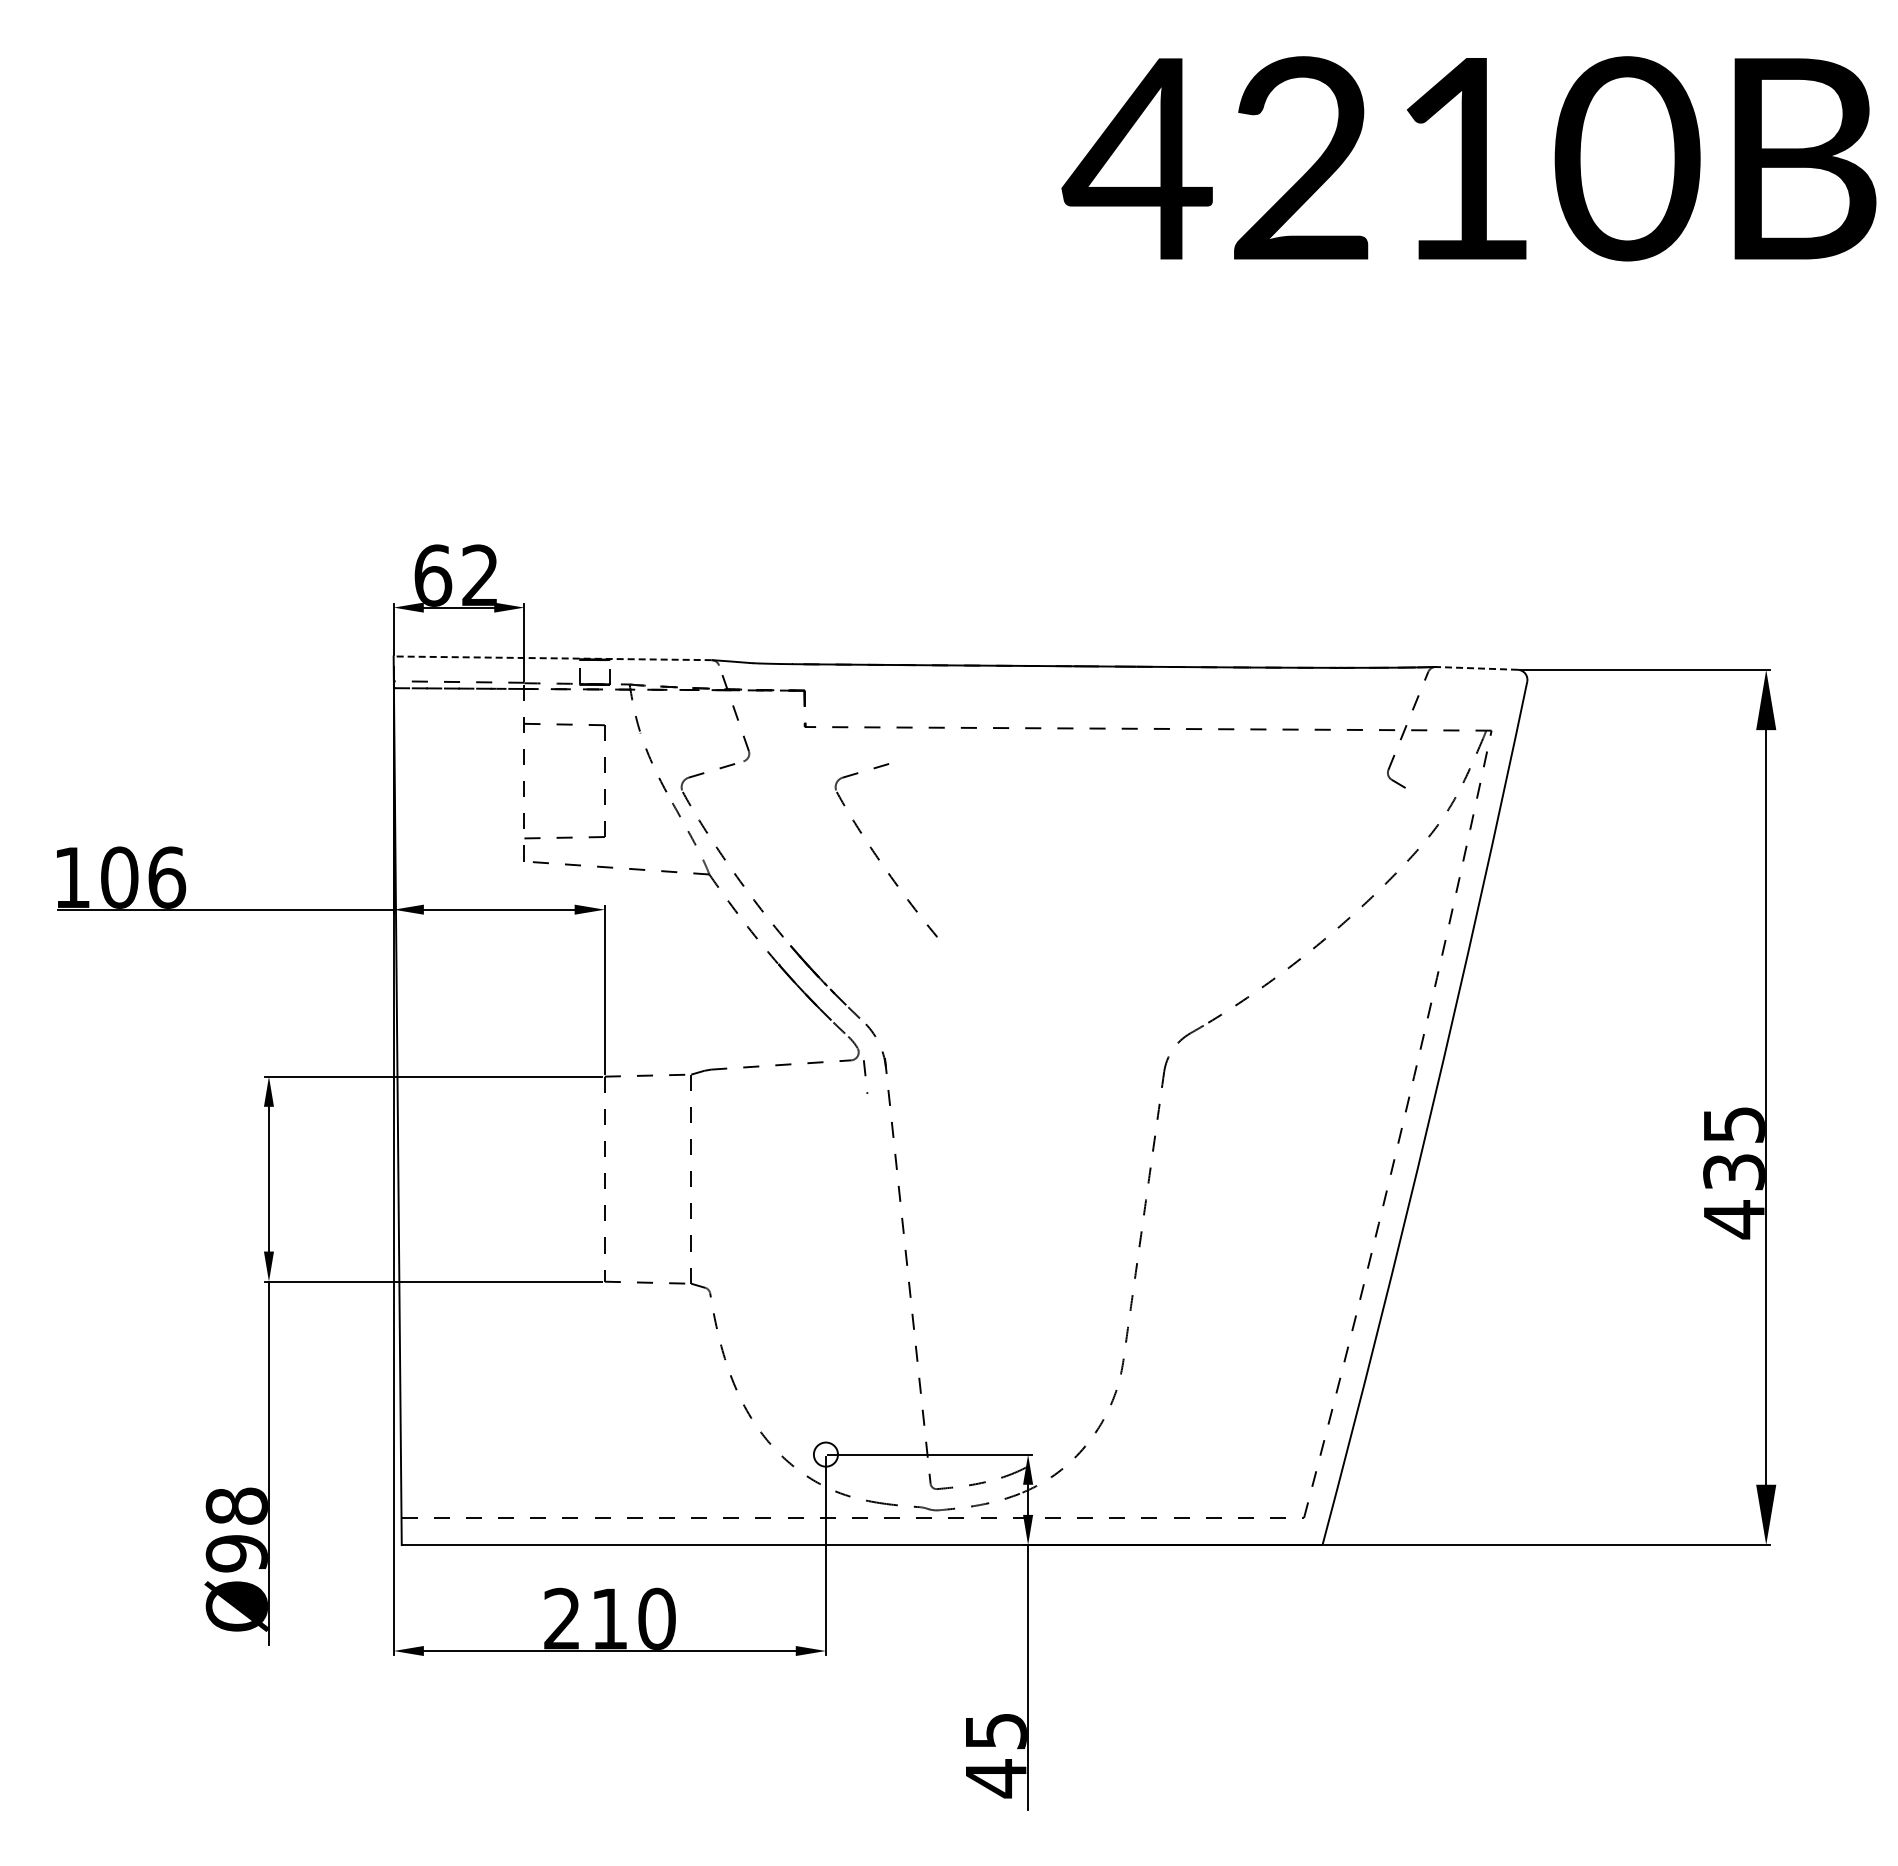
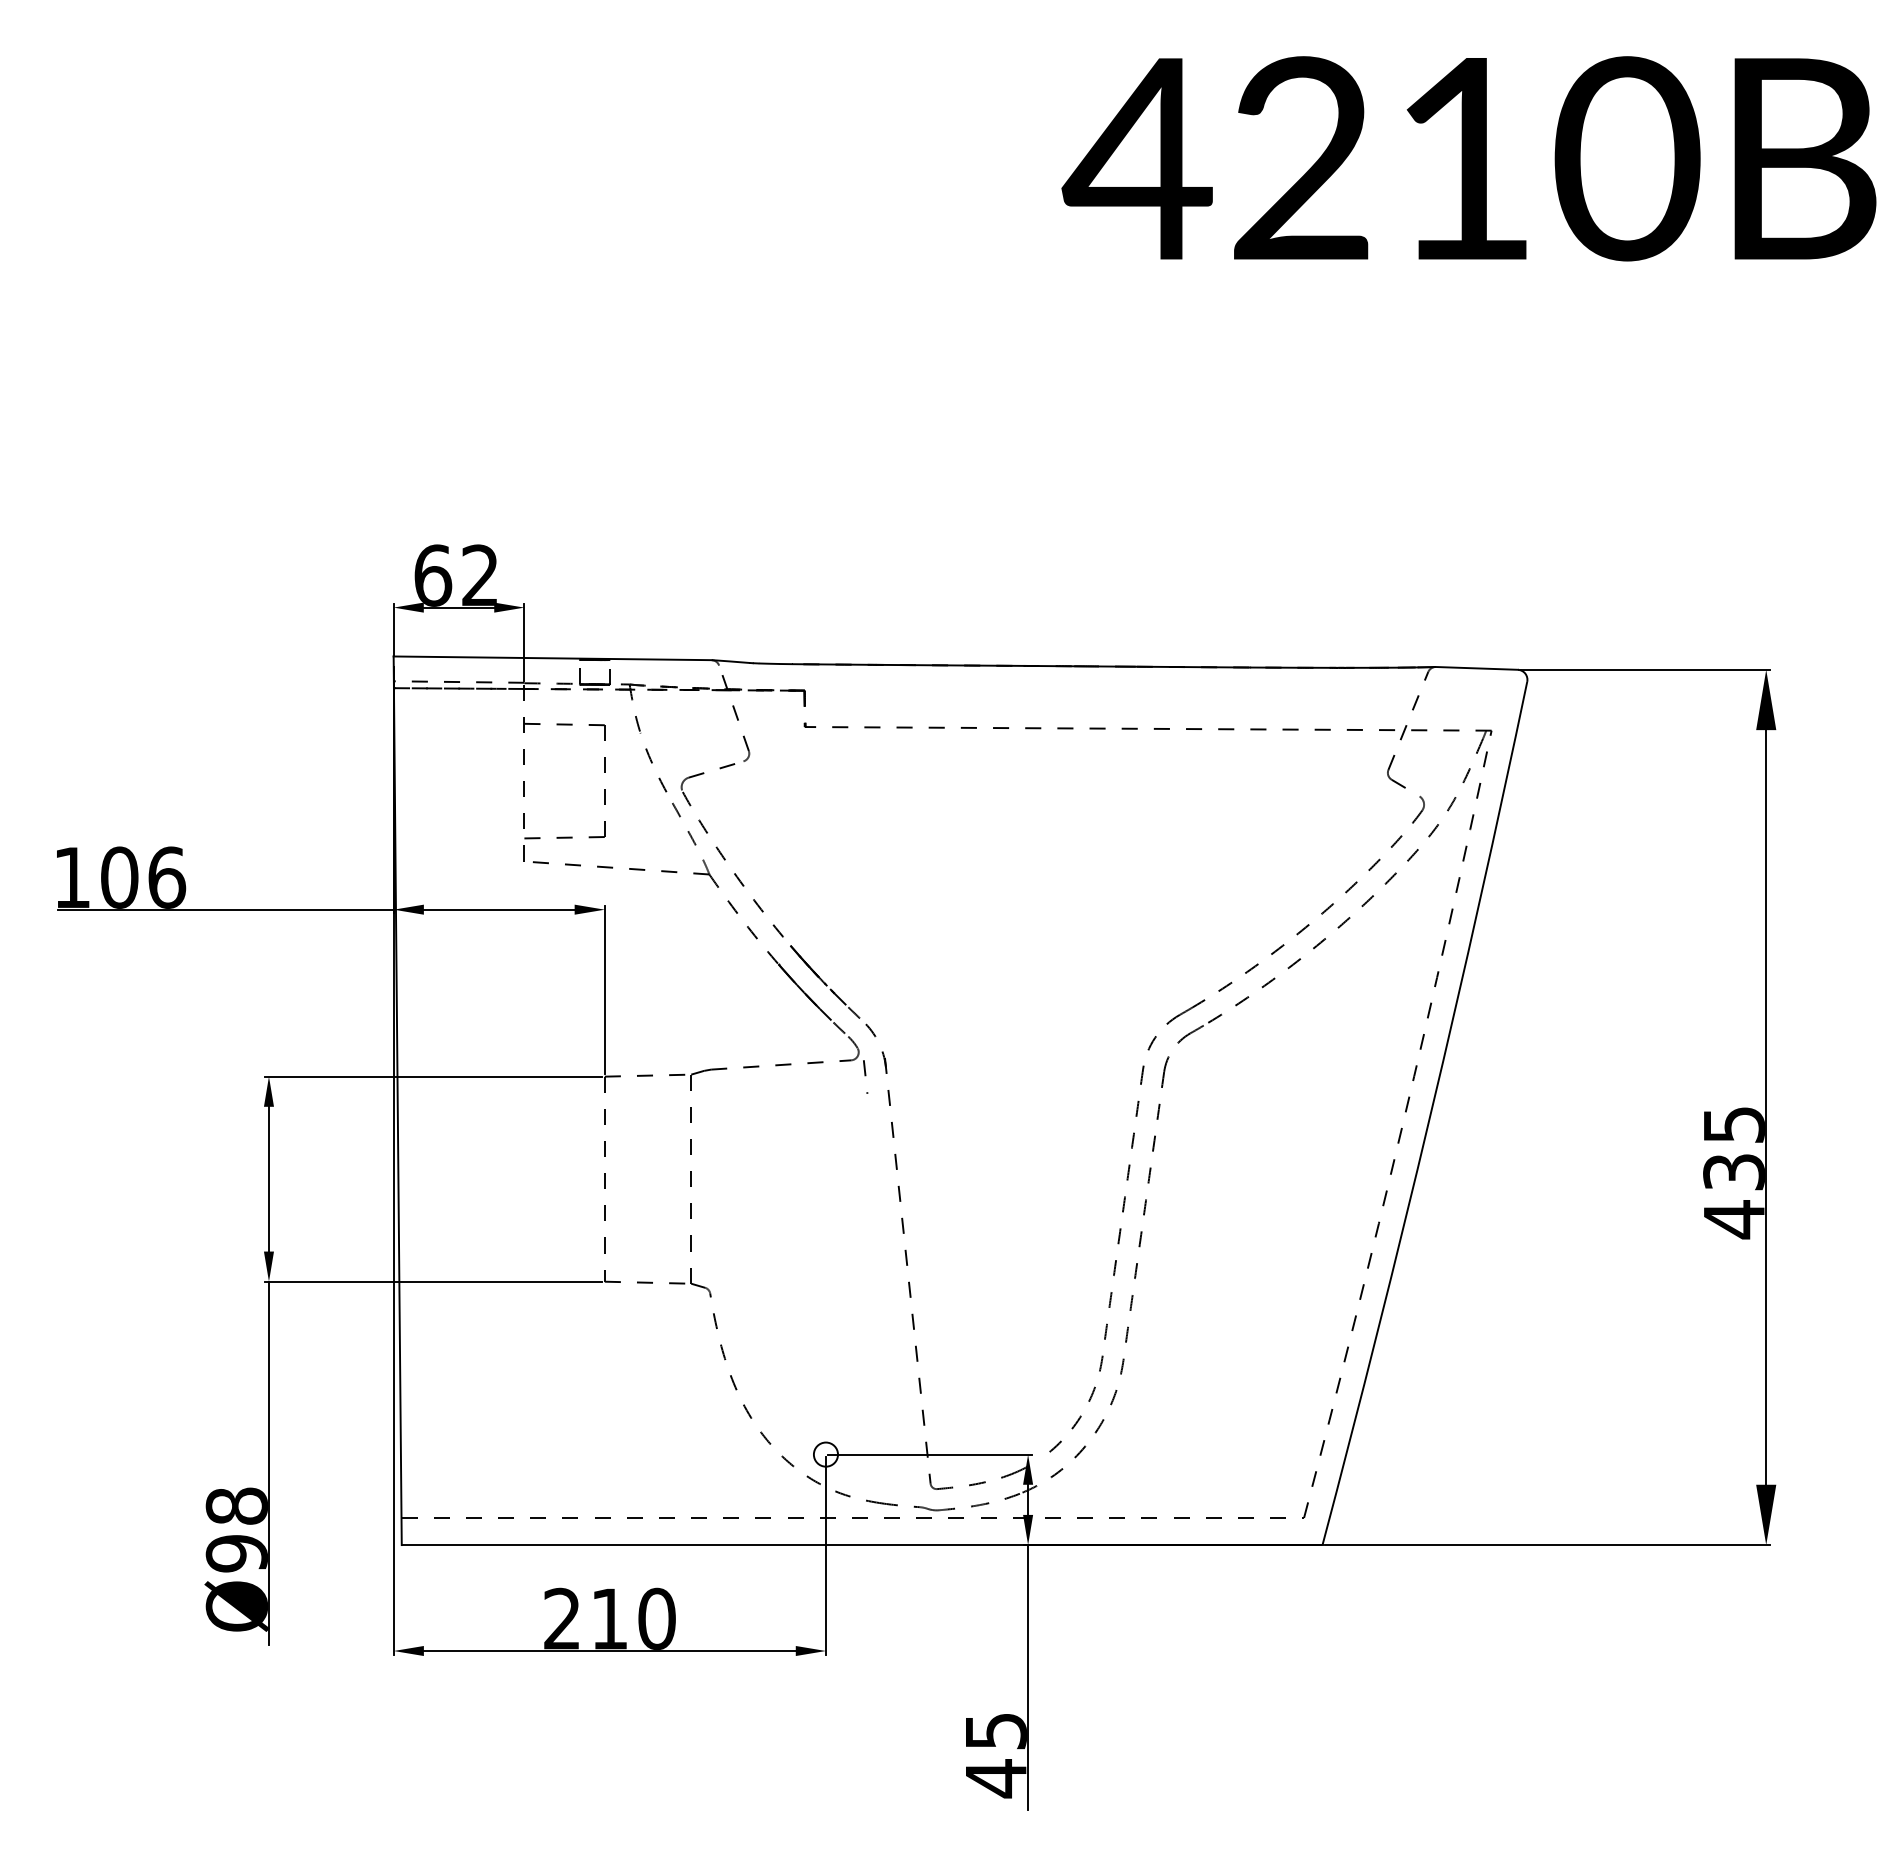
line: dashed -> solid (552, 658)
line: dashed -> solid (1476, 668)
part: present -> none (877, 855)
part: none -> present (1138, 1110)
